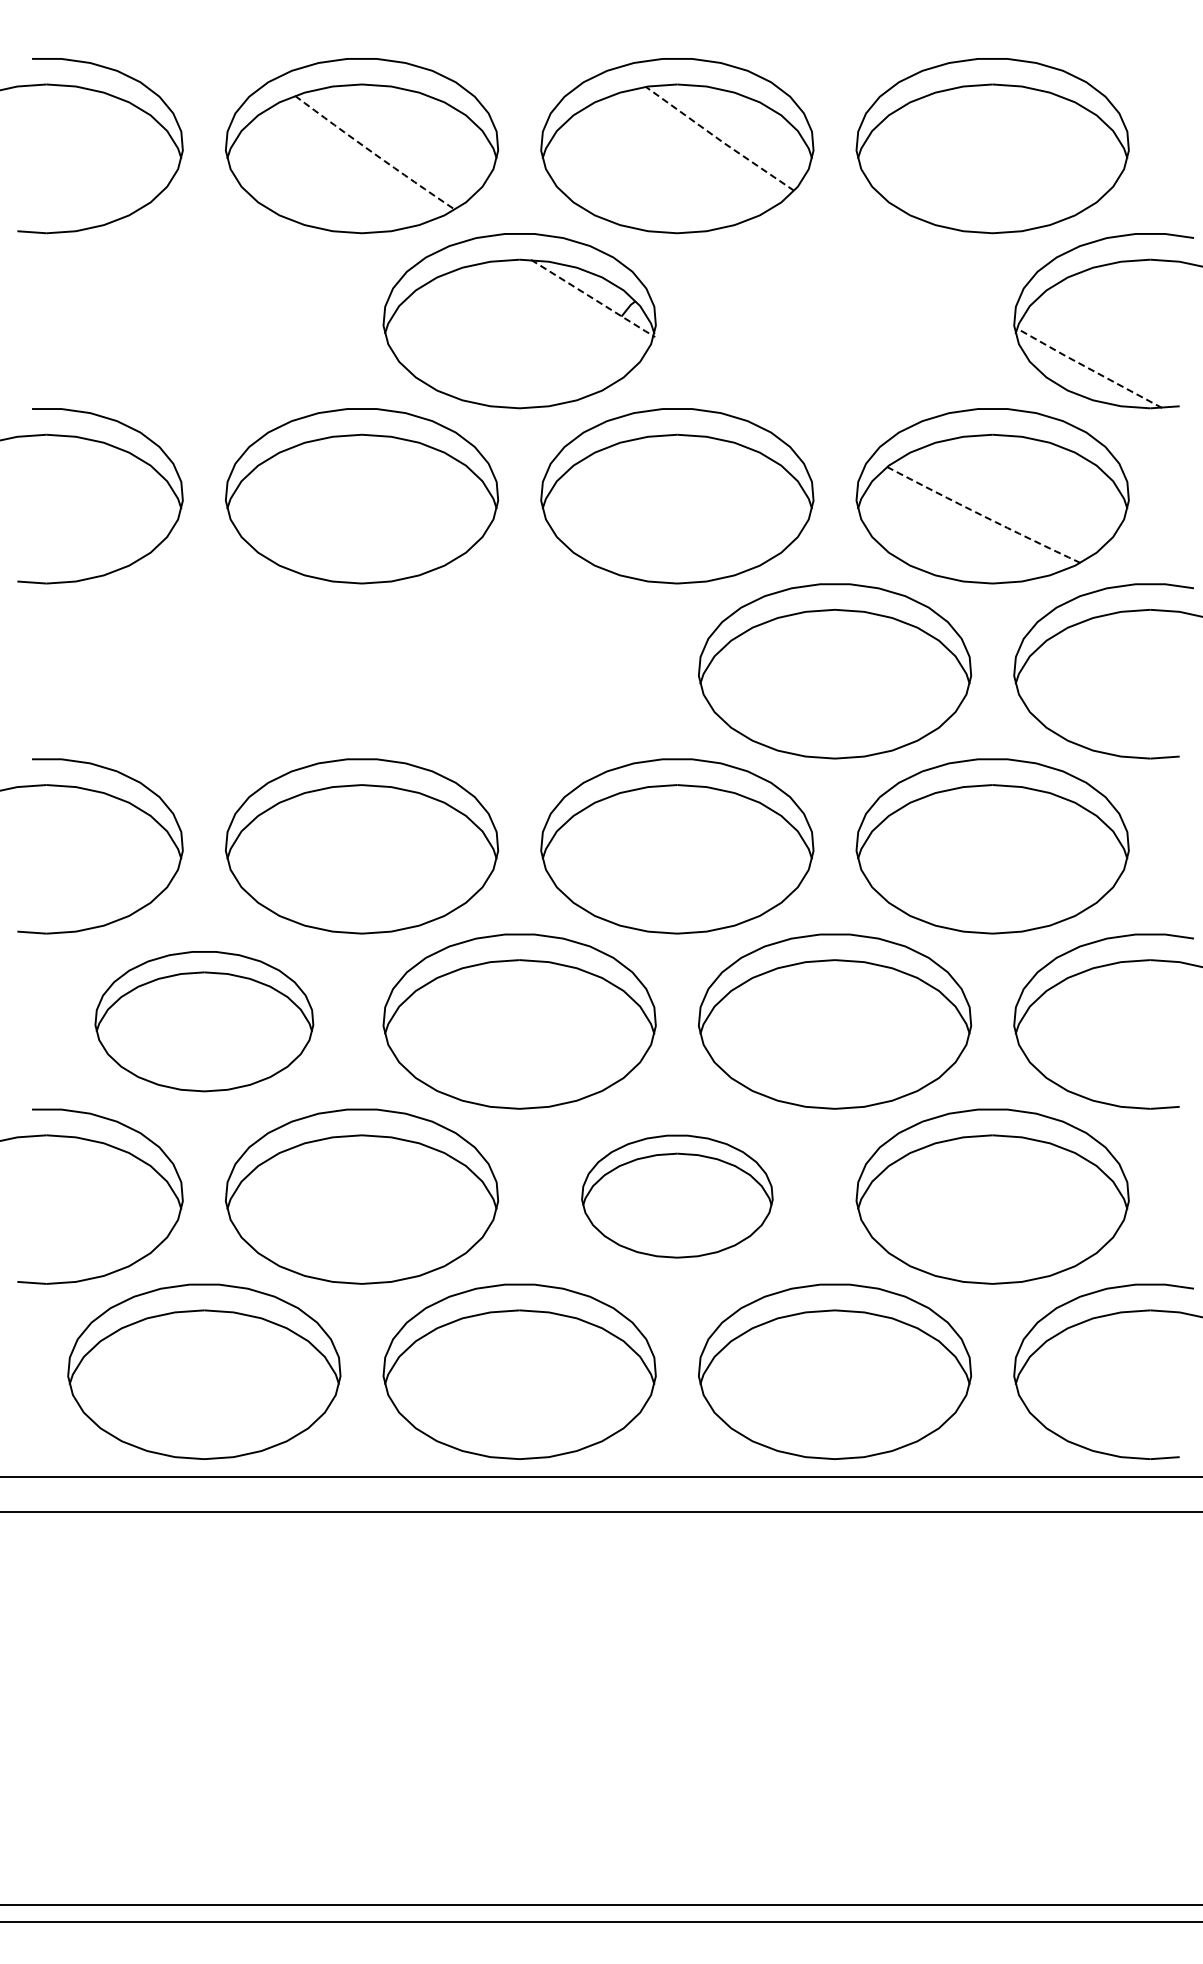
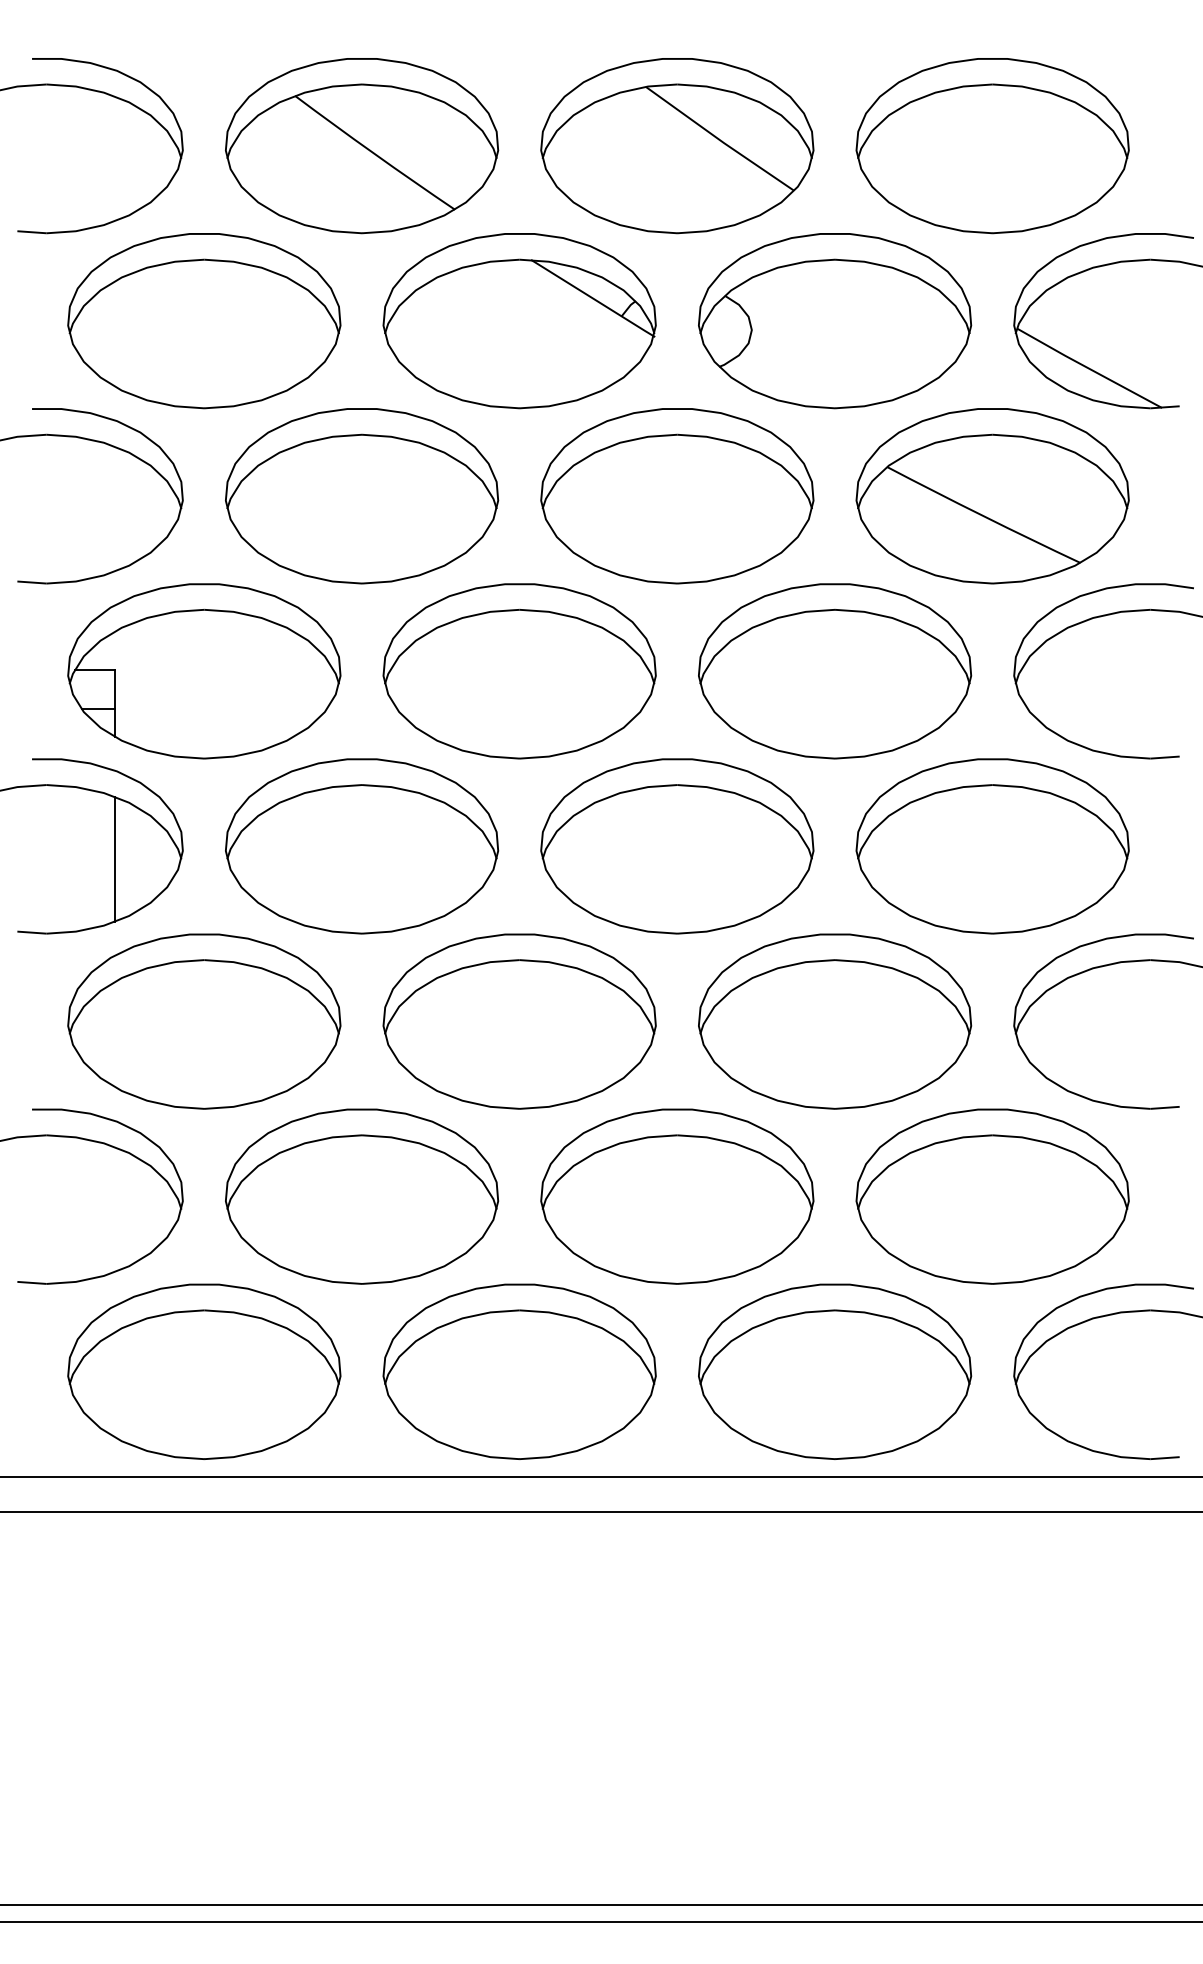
line: dashed -> solid (719, 139)
arc: dashed -> solid (374, 153)
line: dashed -> solid (593, 298)
part: none -> present (204, 321)
part: none -> present (835, 321)
line: dashed -> solid (1088, 368)
arc: dashed -> solid (983, 516)
part: none -> present (204, 671)
part: none -> present (519, 671)
line: none -> present (114, 859)
part size: 221x142 px -> 275x177 px (204, 1021)
part size: 193x125 px -> 275x177 px (677, 1196)
